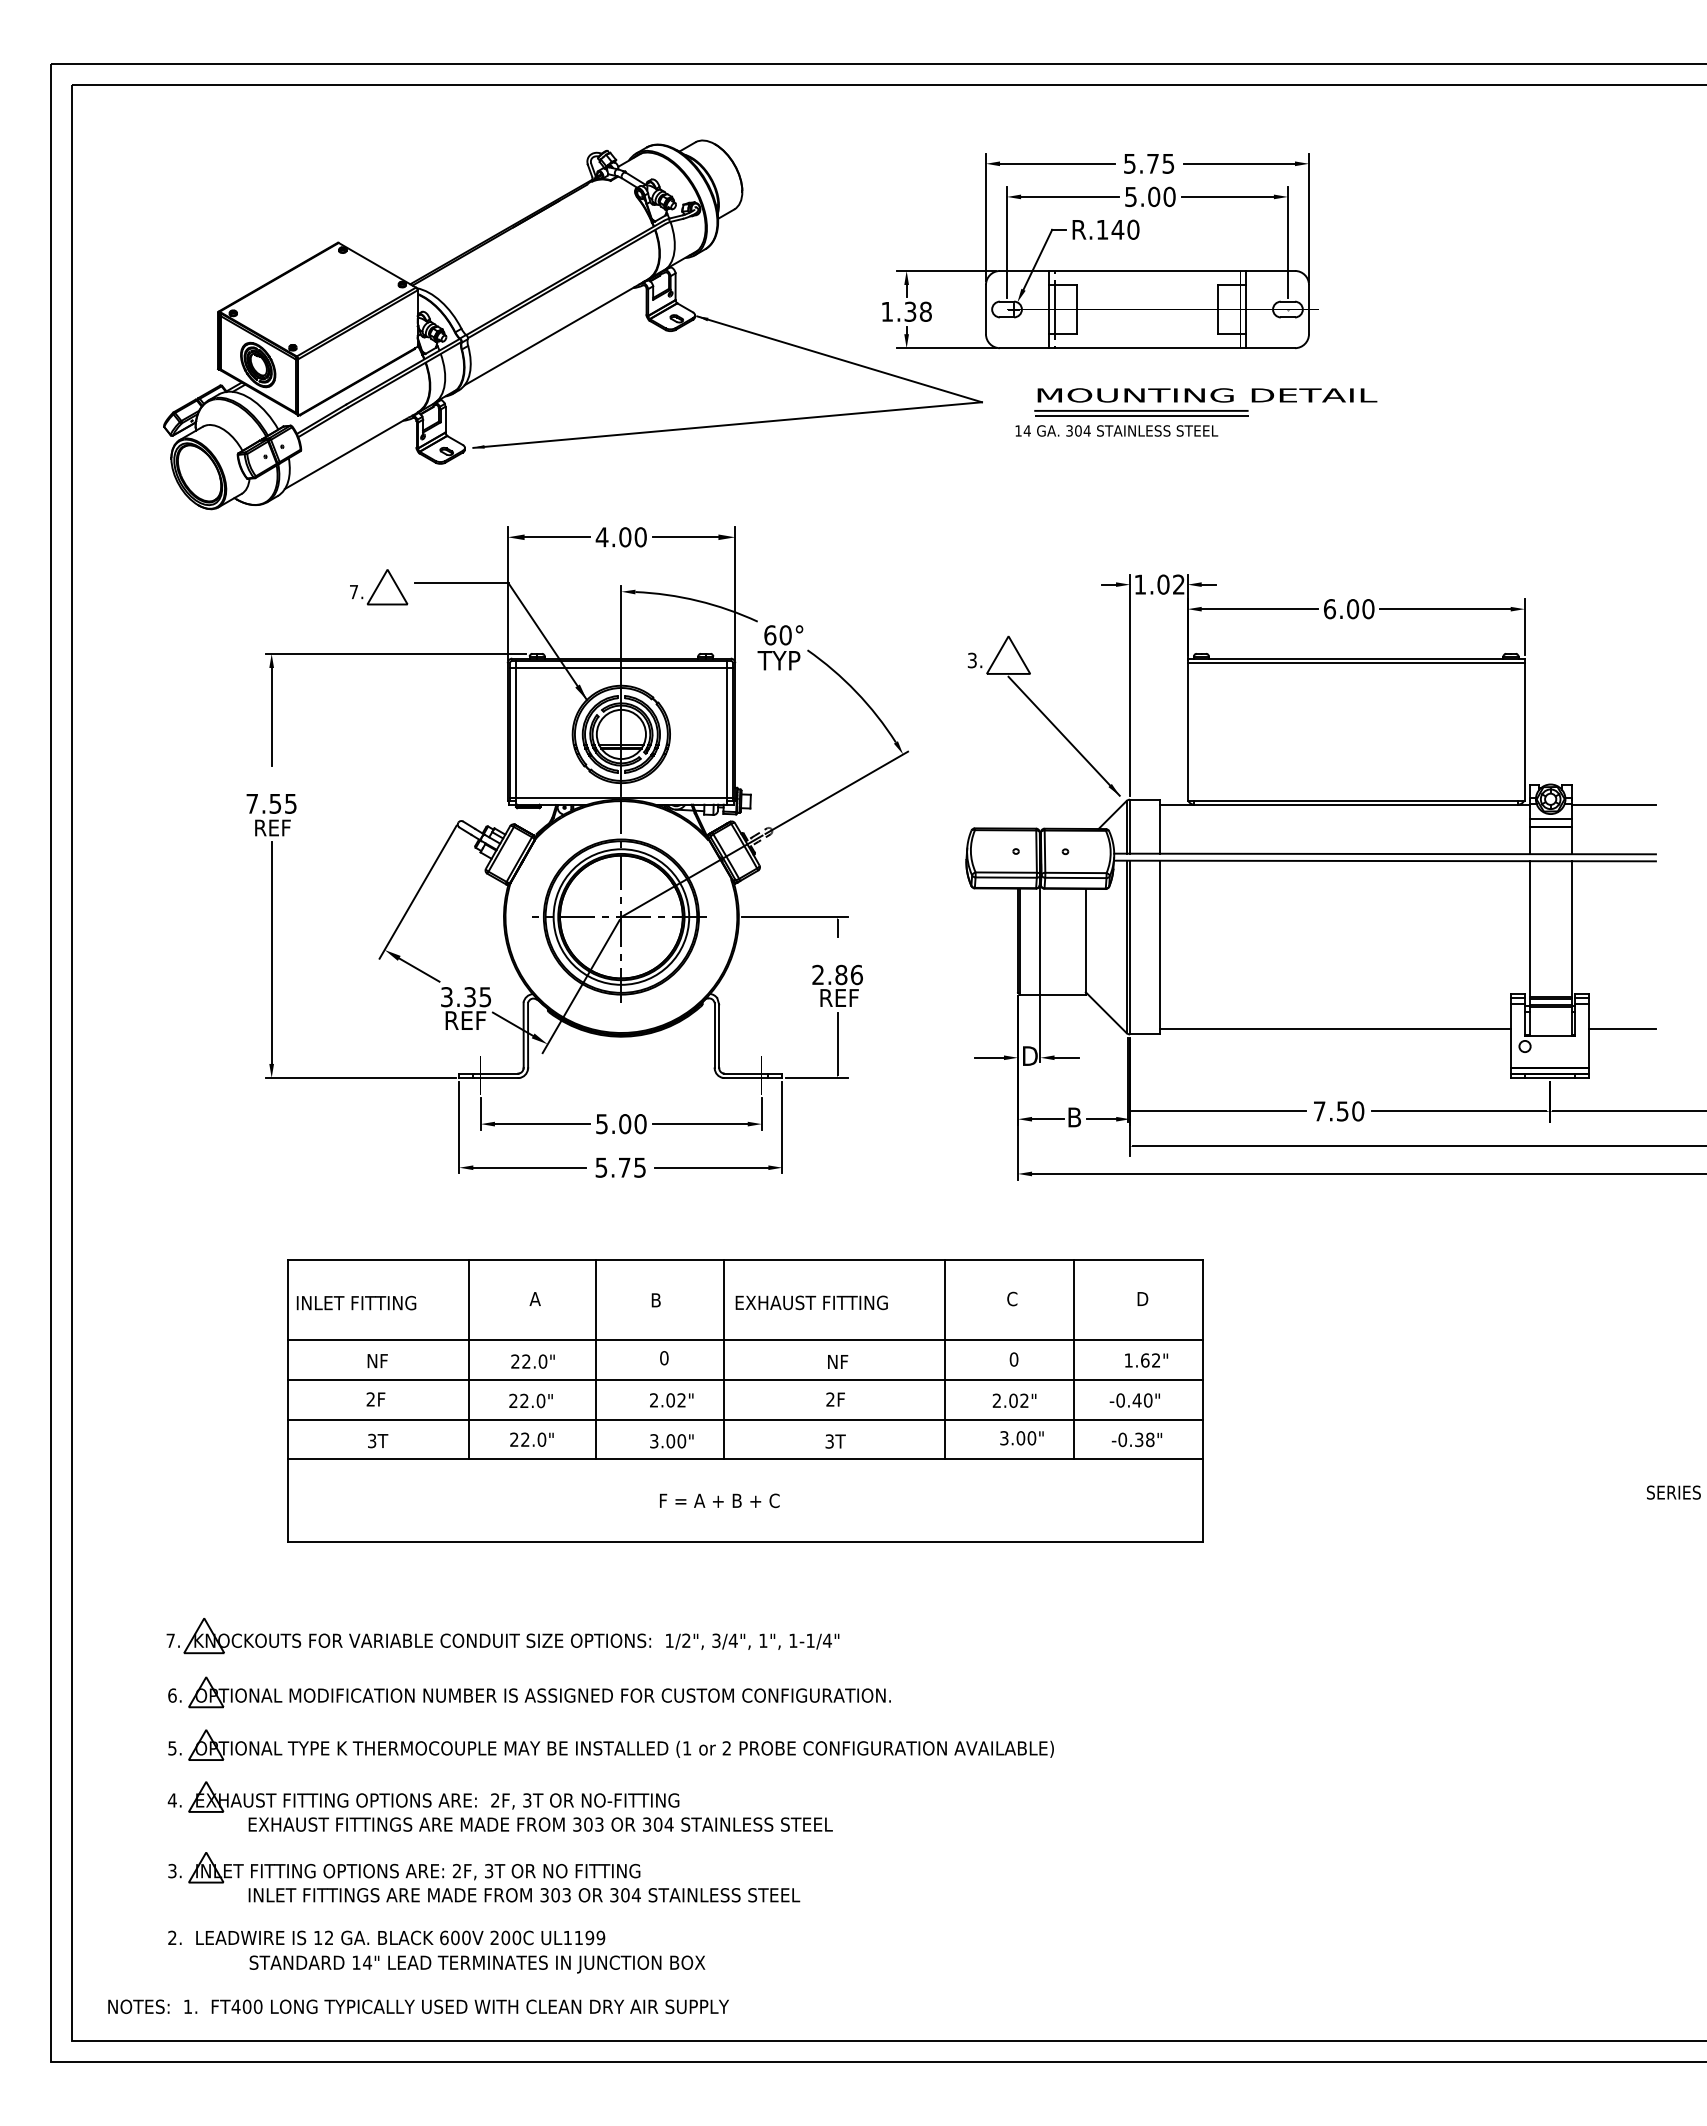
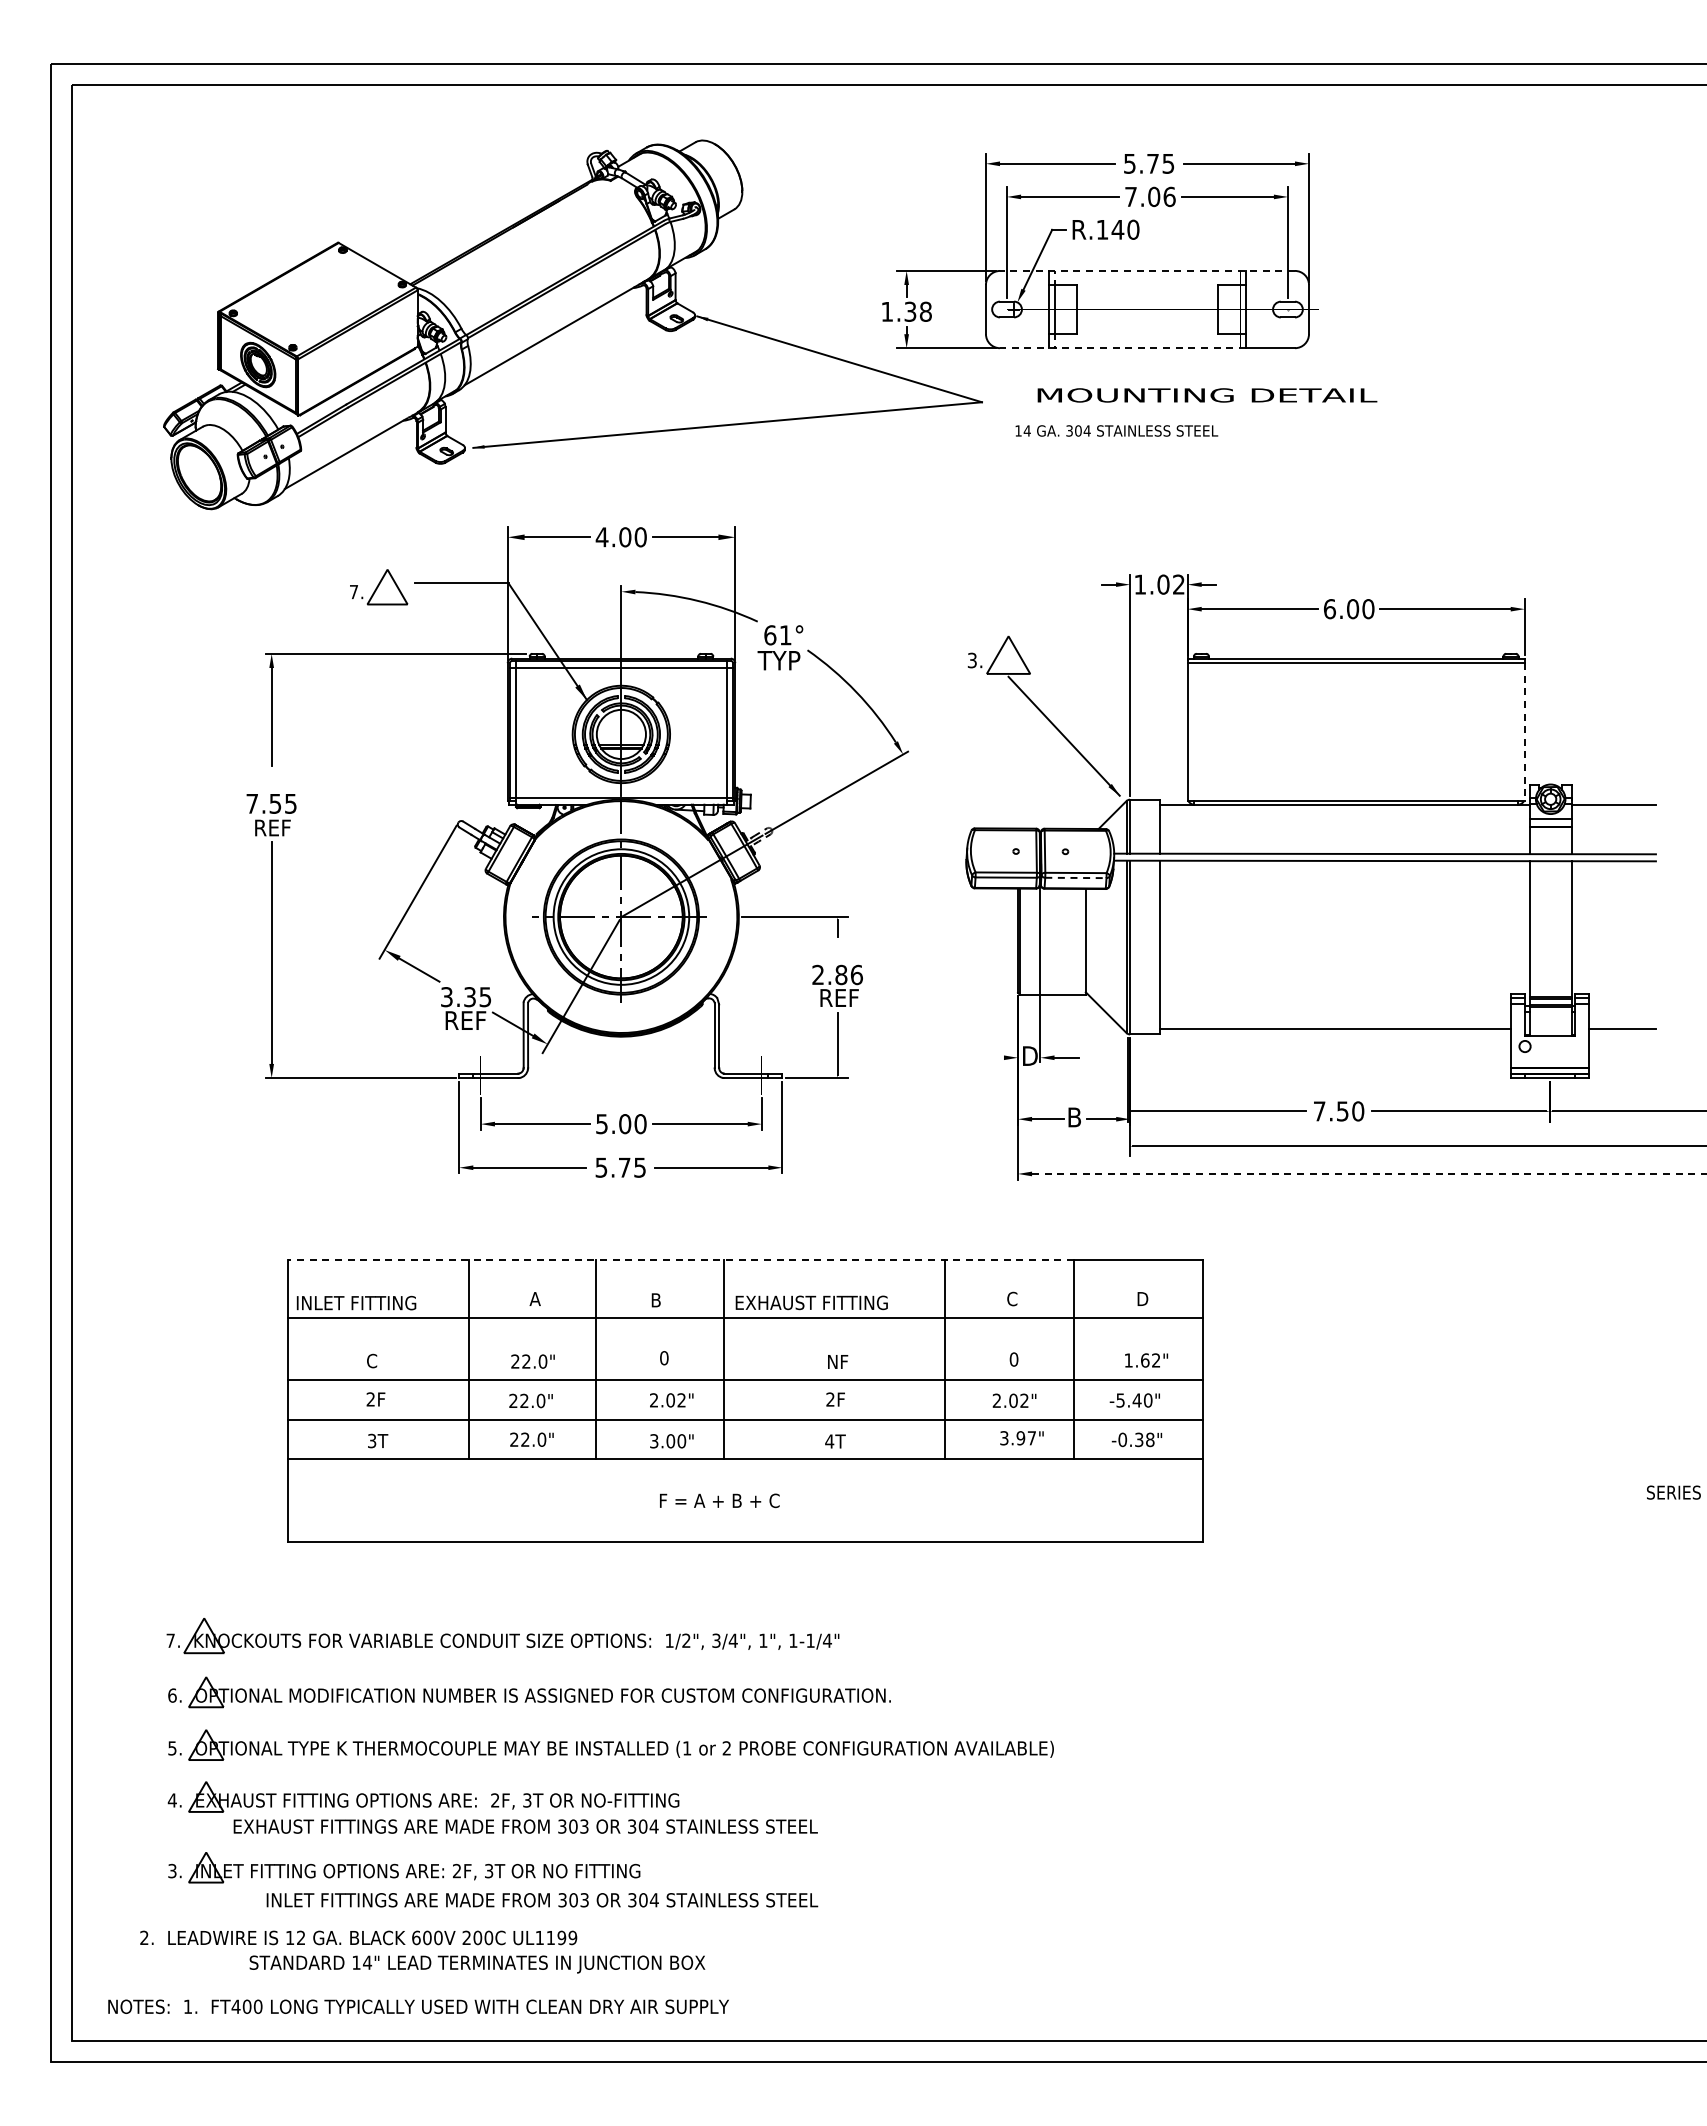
text: 5.00 -> 7.06 (1150, 196)
line: solid -> dashed (1146, 270)
line: solid -> dashed (1122, 348)
part: present -> none (1141, 413)
text: 60° -> 61° (785, 635)
line: solid -> dashed (1524, 732)
line: solid -> dashed (1075, 877)
line: present -> none (988, 1057)
line: solid -> dashed (1369, 1173)
line: solid -> dashed (680, 1260)
line position: (744, 1340) -> (744, 1318) (744, 1318)
text: NF -> C (377, 1360)
text: -0.40" -> -5.40" (1120, 1400)
text: 3.00" -> 3.97" (1026, 1438)
text: 3T -> 4T (829, 1441)
text position: (540, 1824) -> (525, 1826) (525, 1826)
text position: (524, 1895) -> (542, 1900) (542, 1900)
text position: (386, 1937) -> (358, 1937) (358, 1937)
